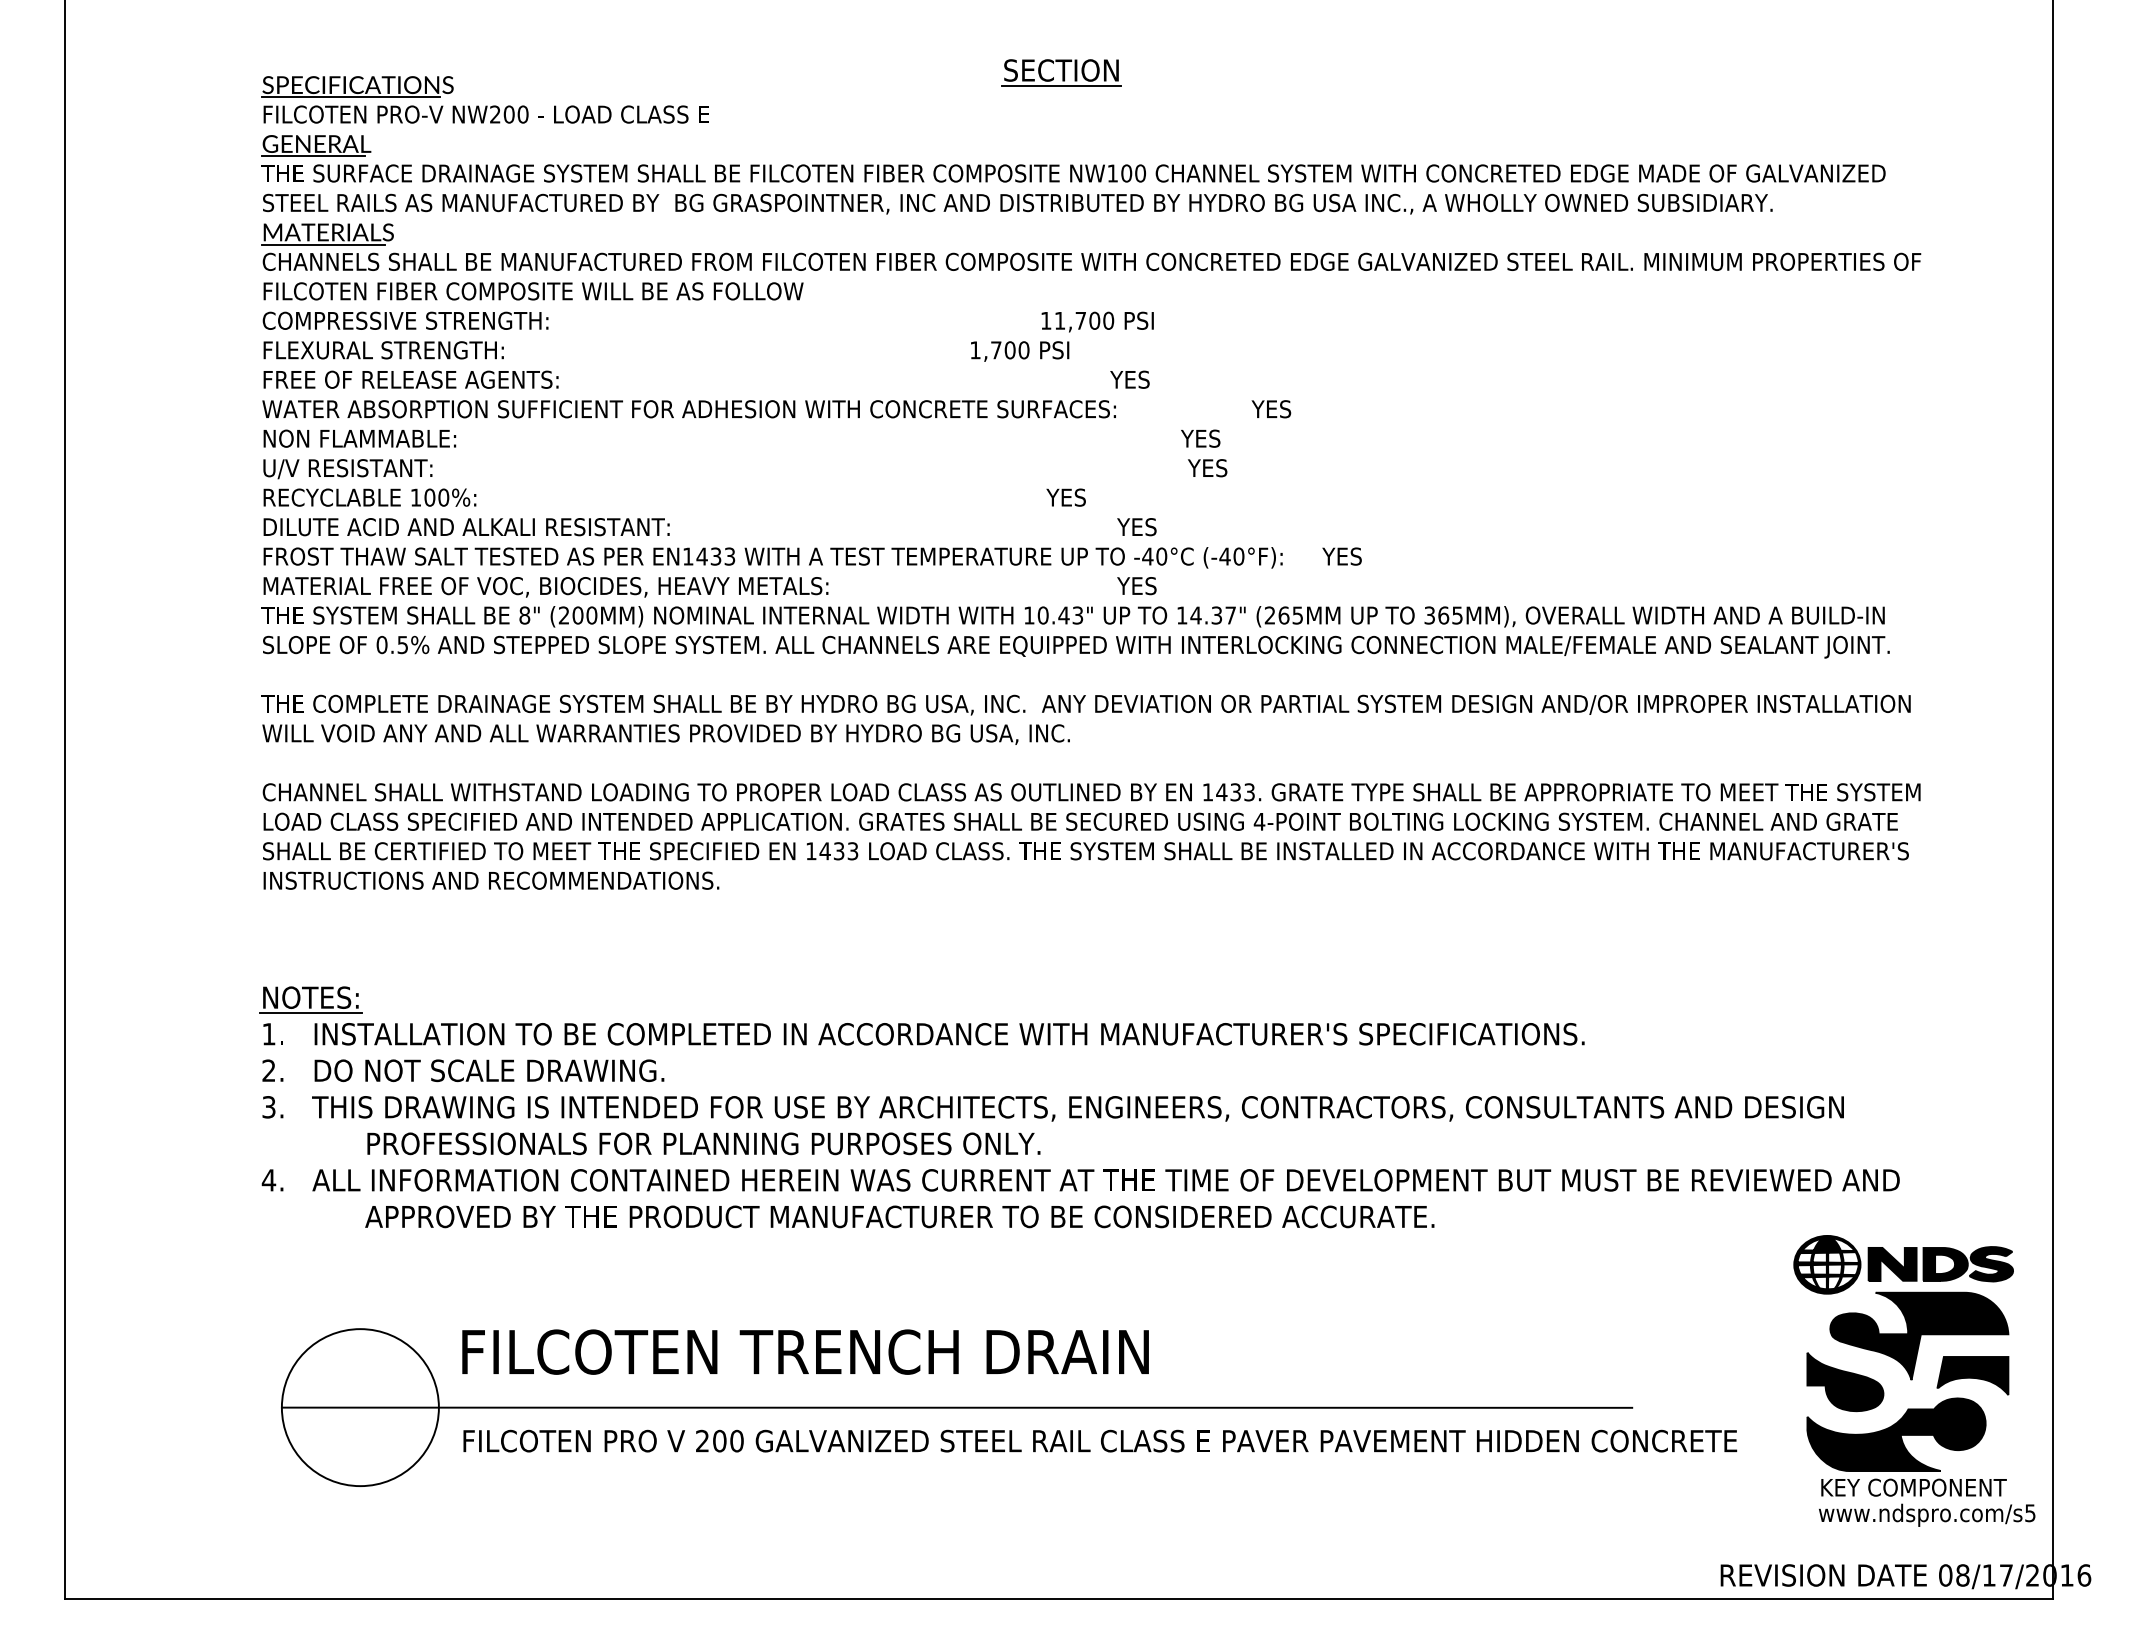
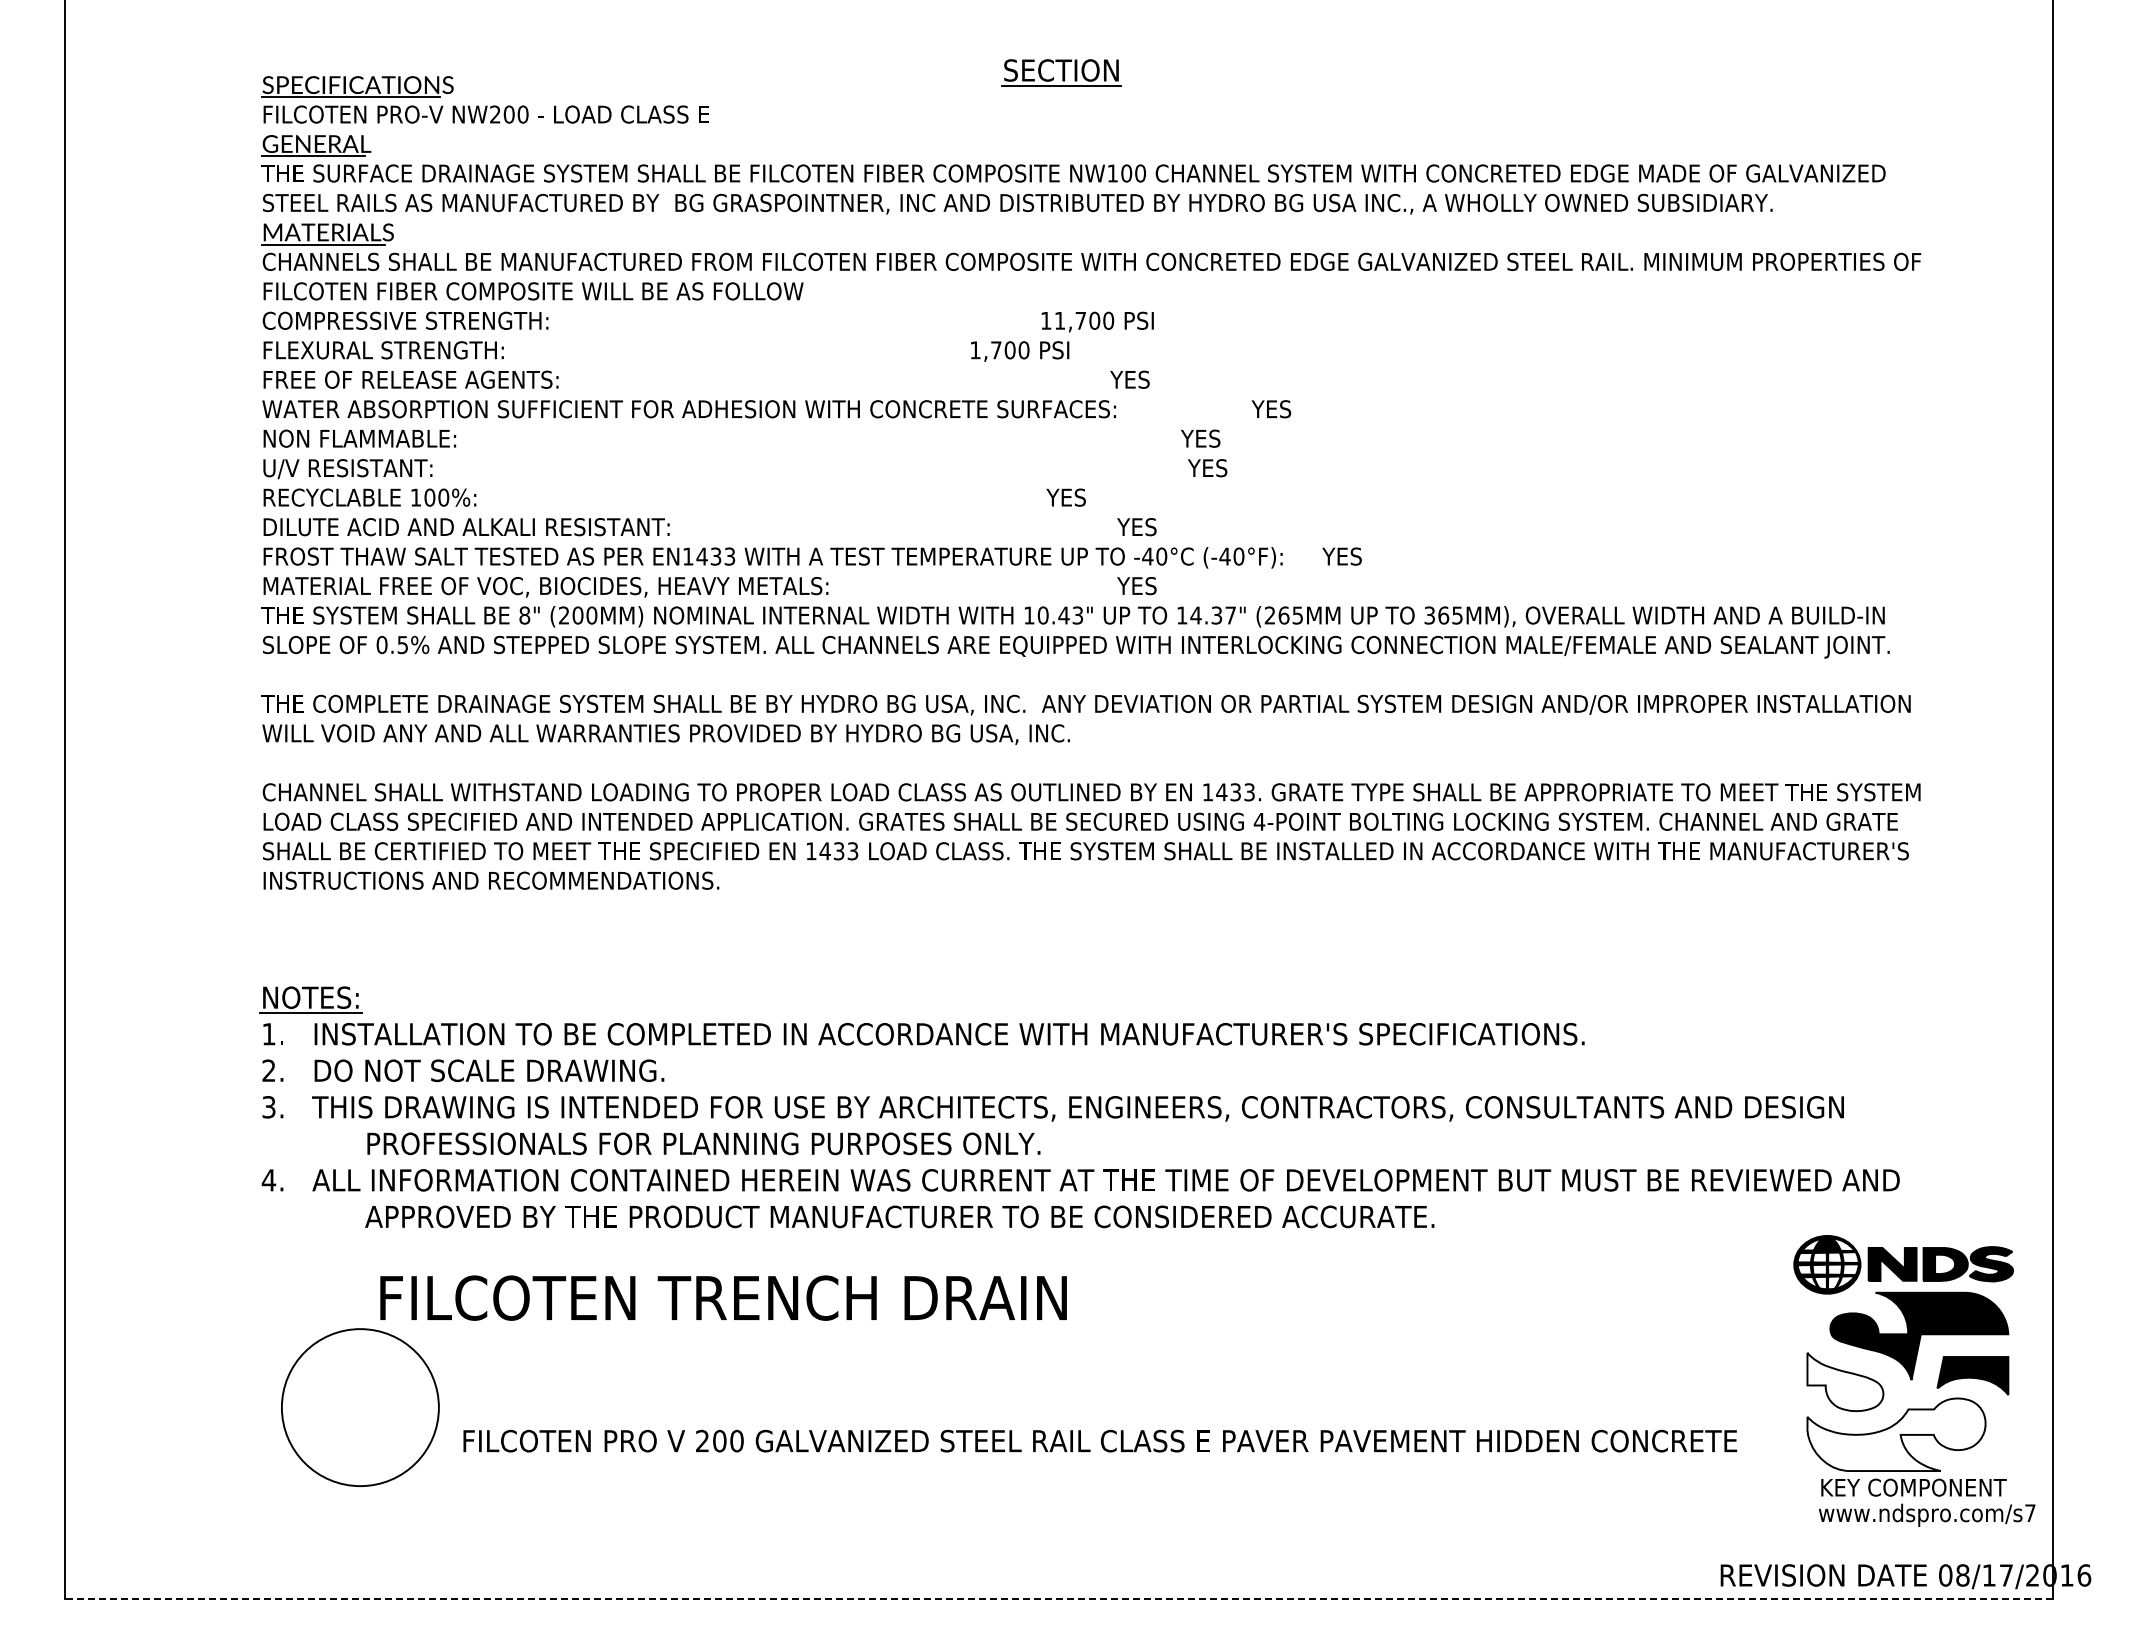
text position: (805, 1351) -> (723, 1297) (723, 1297)
fill: present -> none (1845, 1381)
line: present -> none (956, 1407)
fill: present -> none (1896, 1434)
text: www.ndspro.com/s5 -> www.ndspro.com/s7 (2030, 1513)
line: solid -> dashed (1058, 1598)
